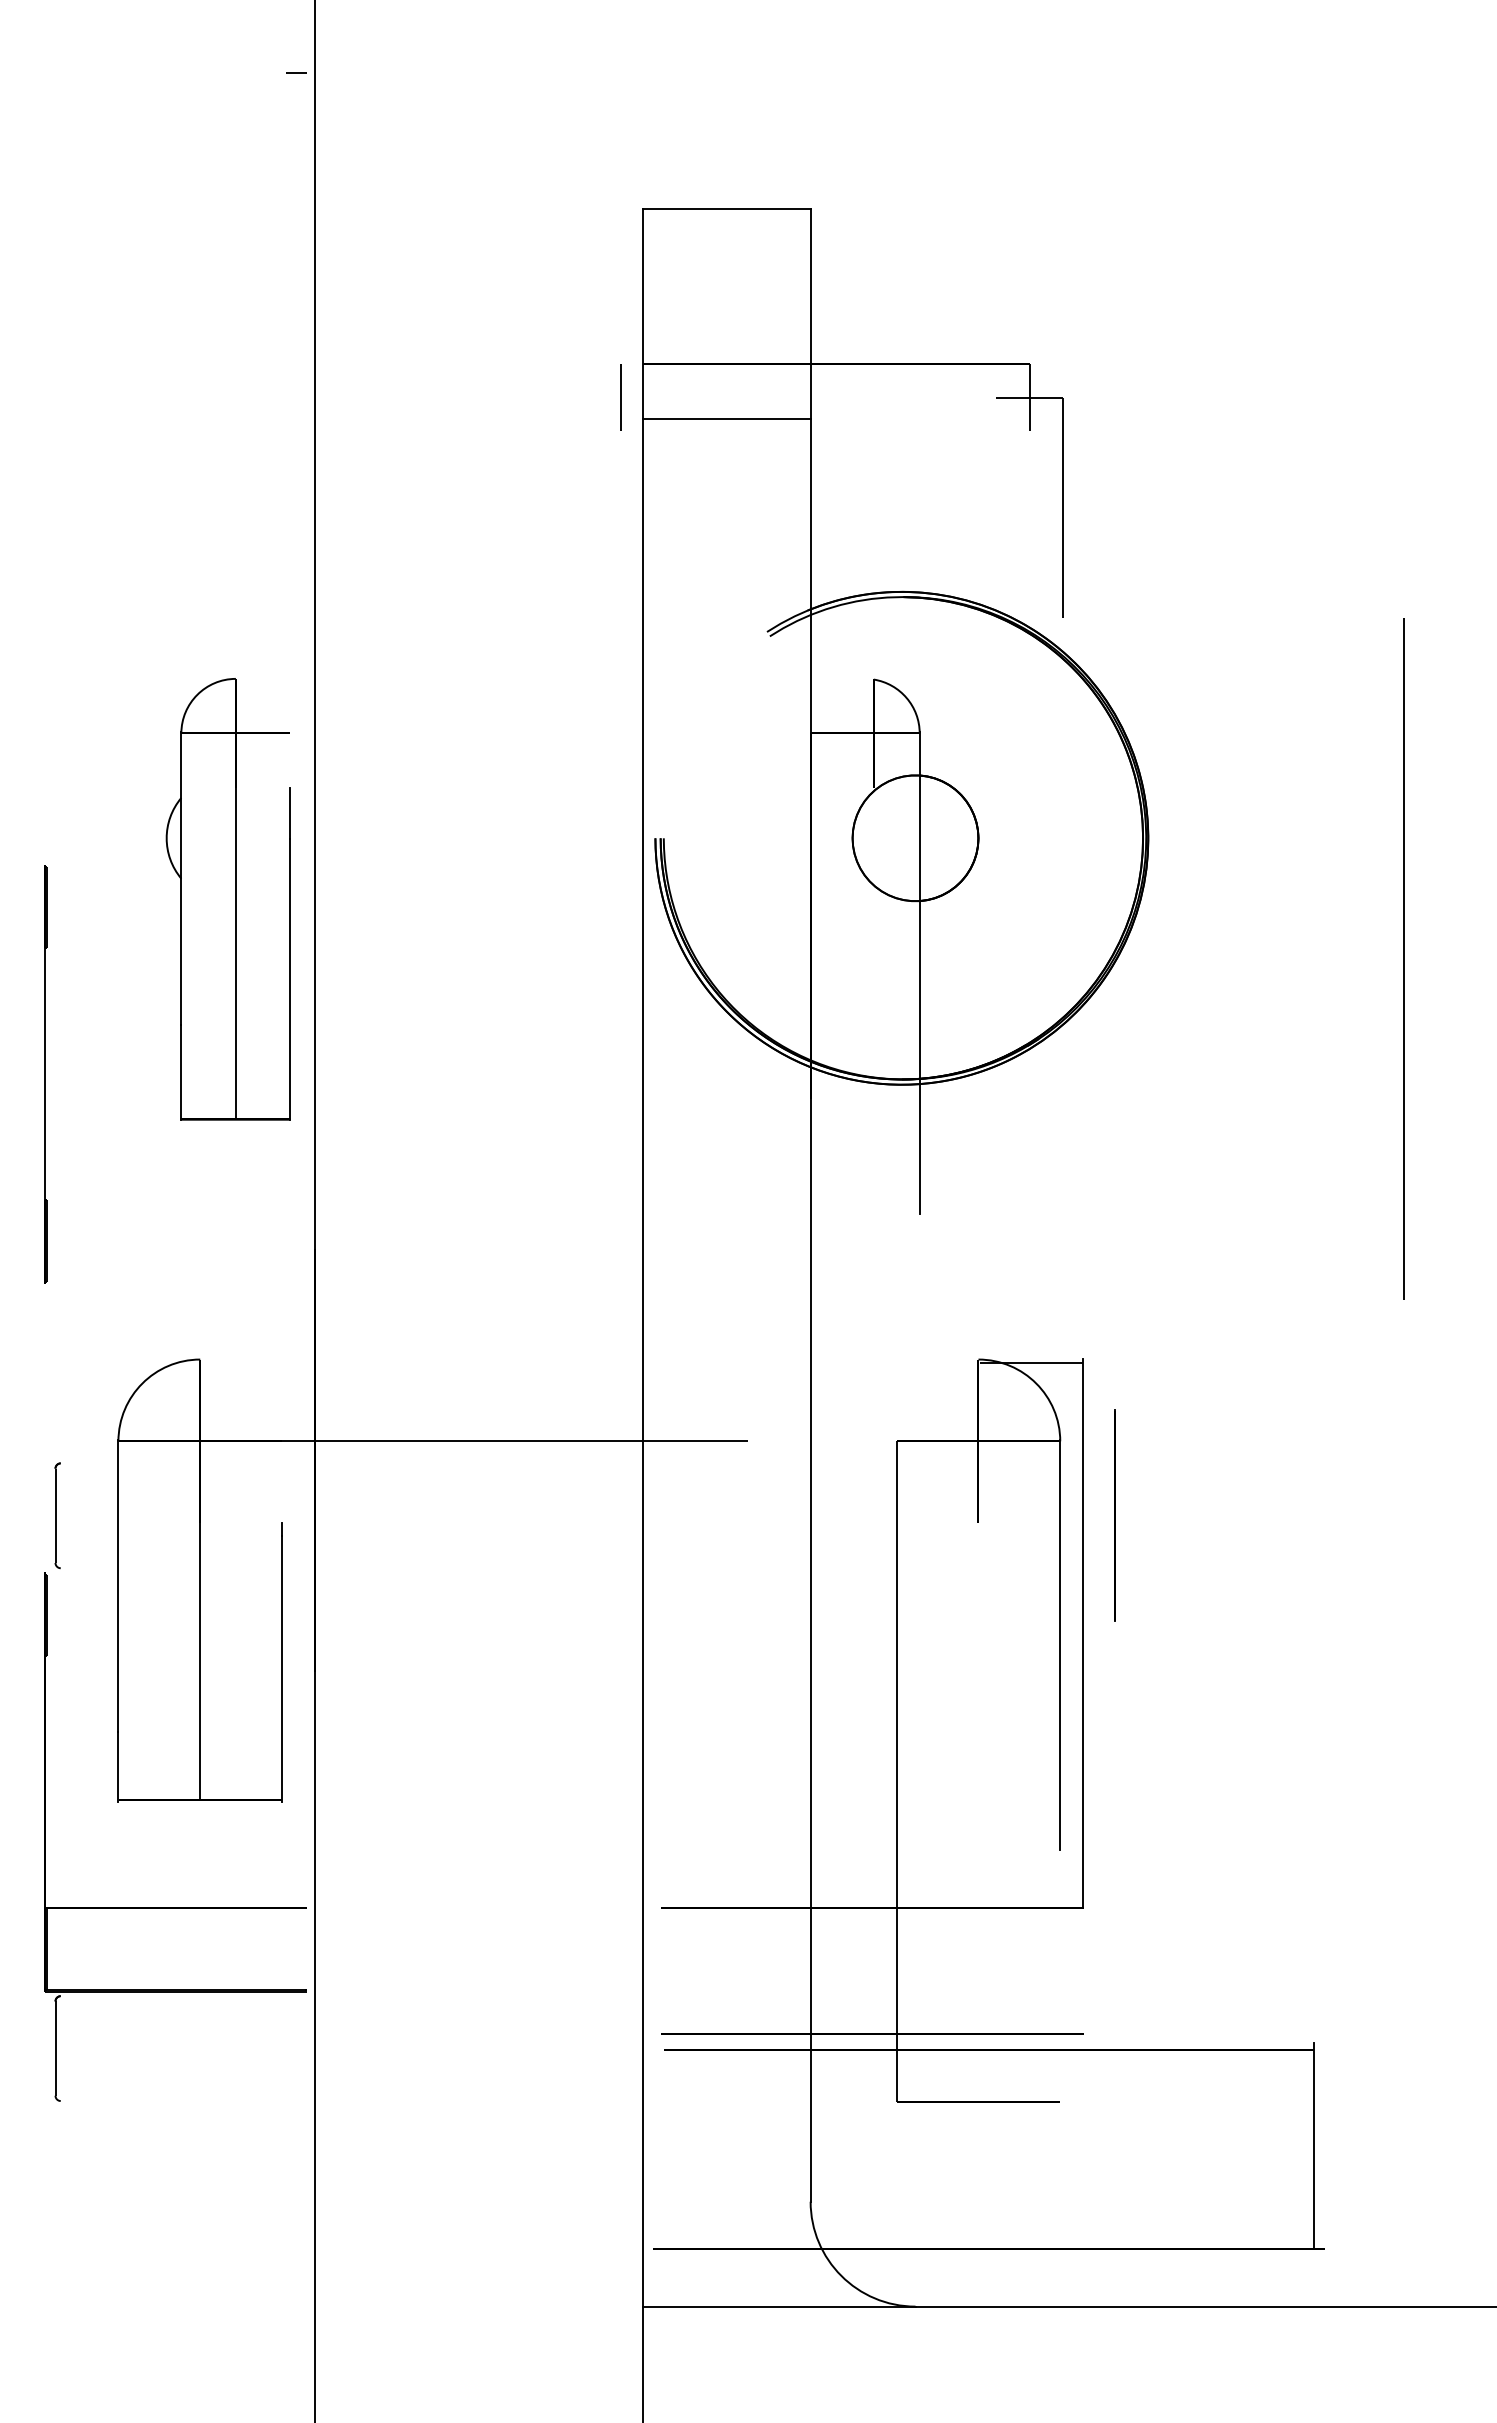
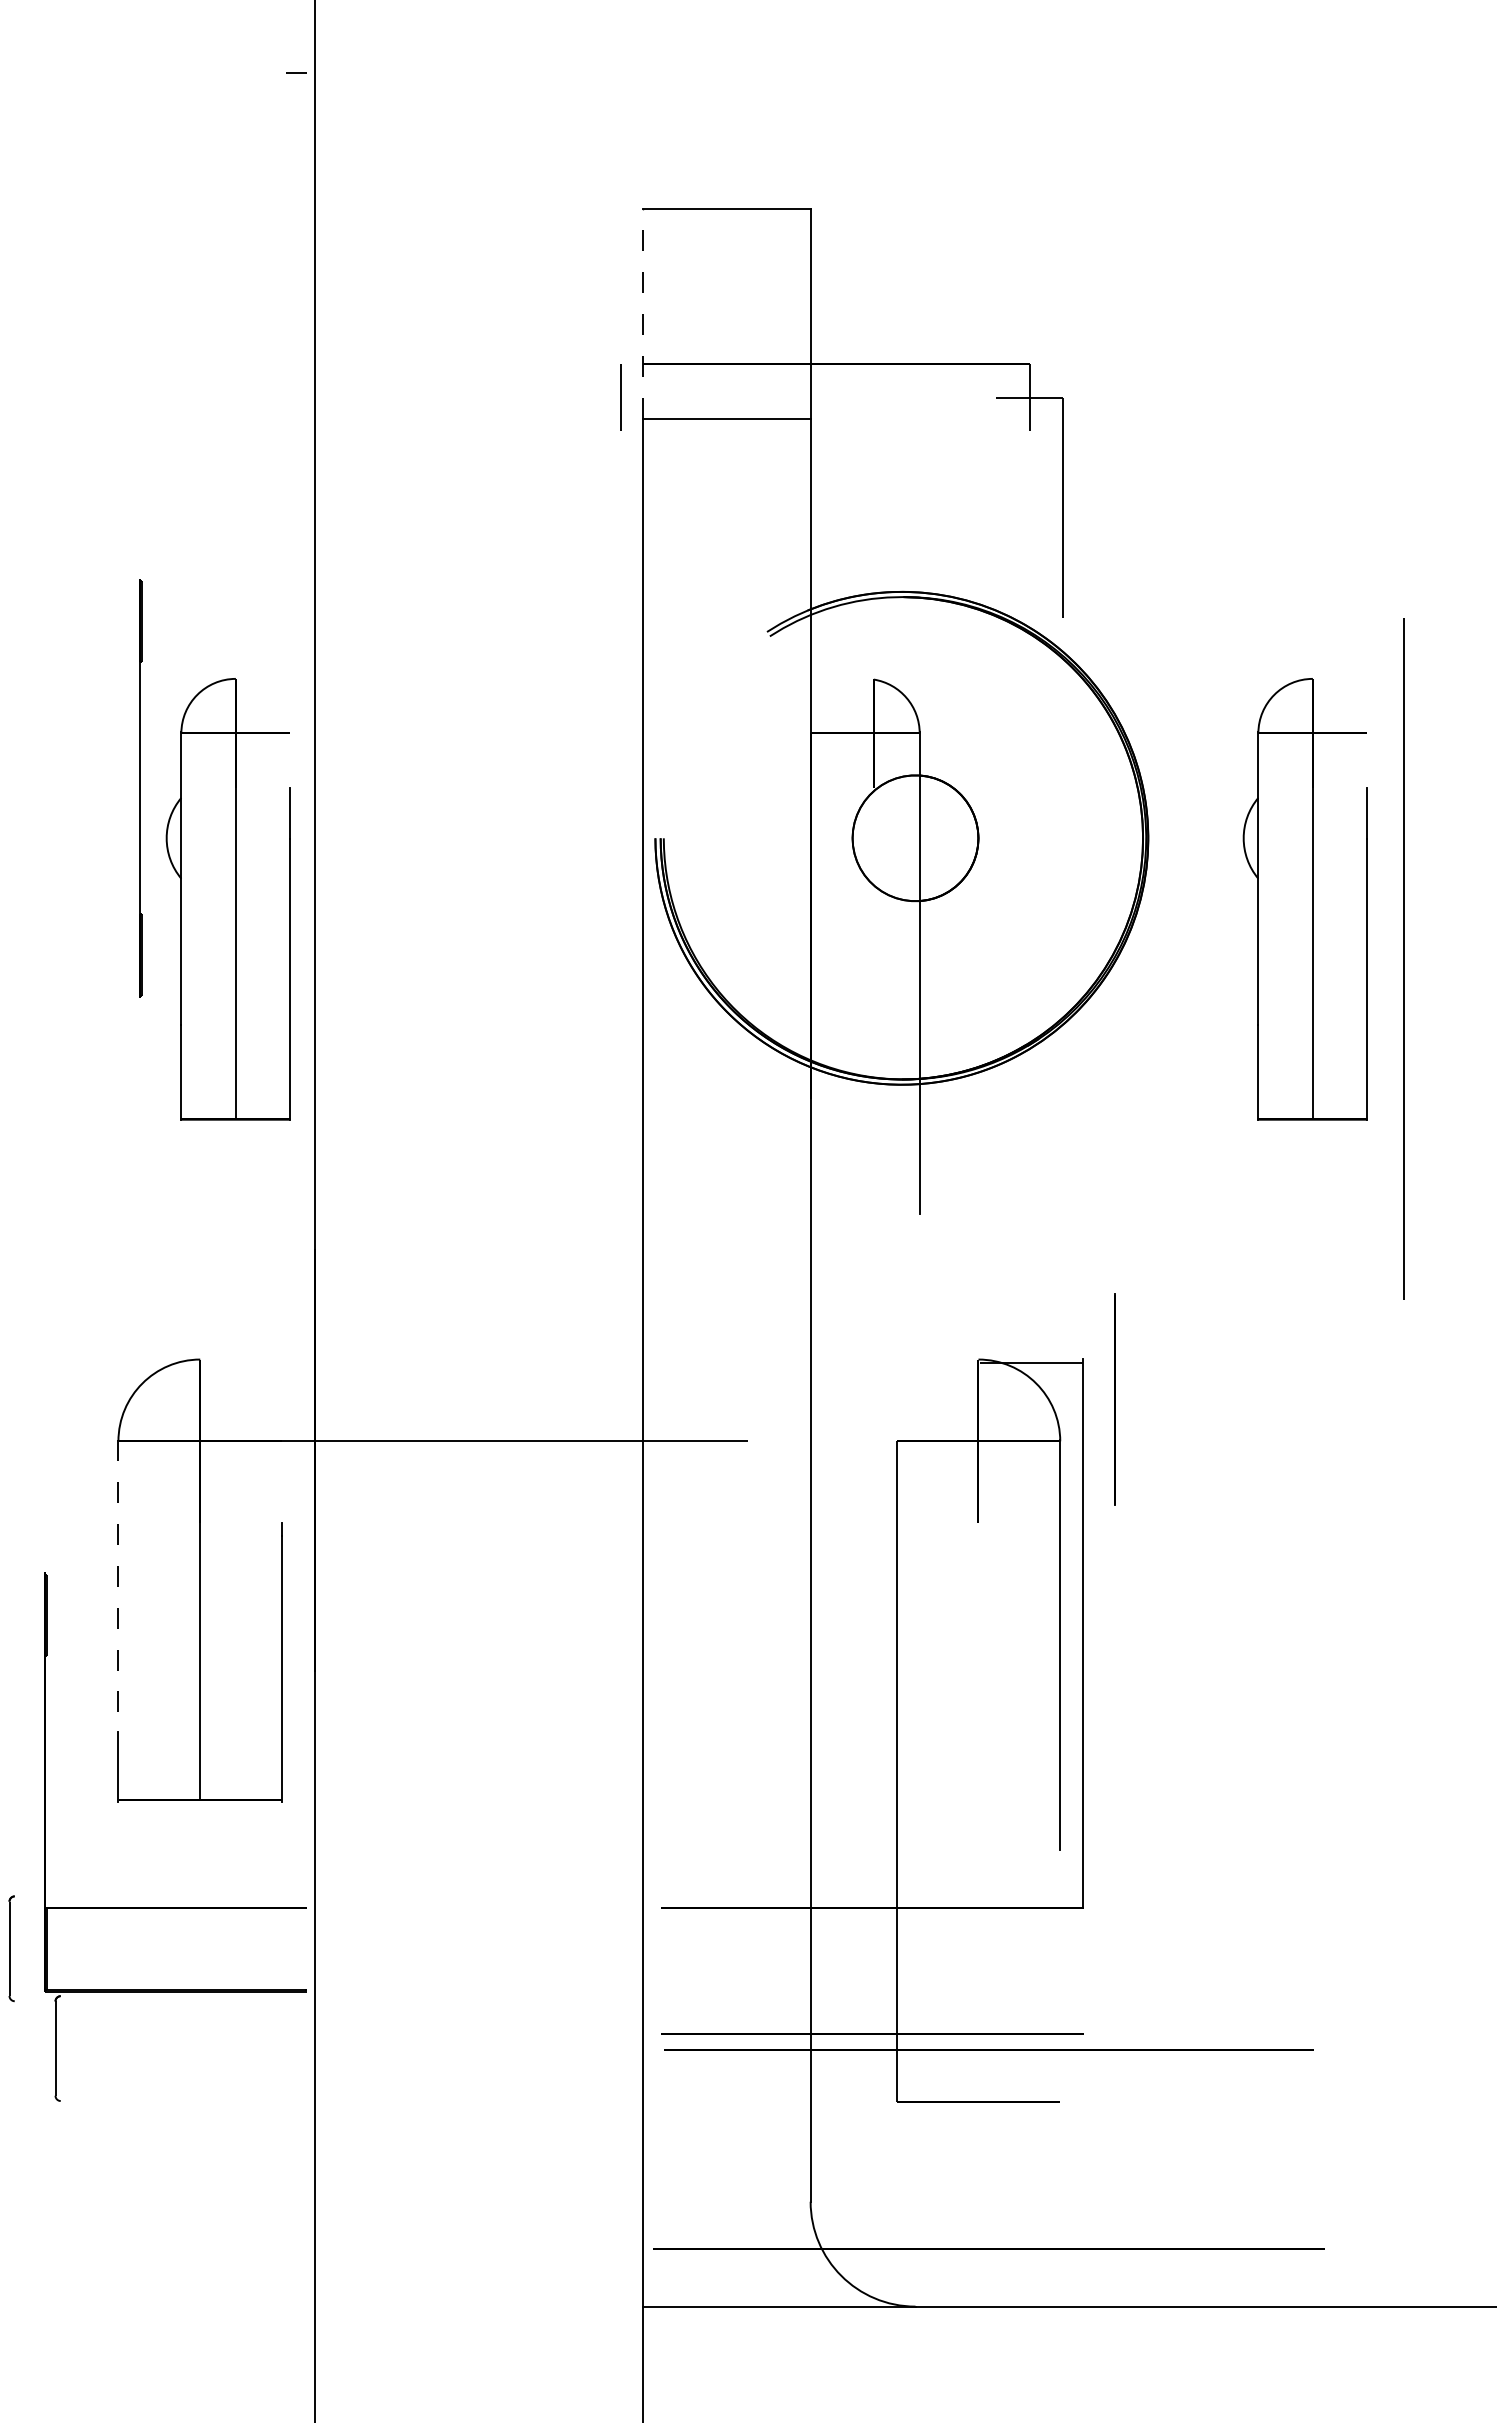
line: solid -> dashed (642, 313)
part: none -> present (1304, 899)
line position: (45, 1074) -> (140, 788) (140, 788)
part position: (57, 1515) -> (11, 1948) (11, 1948)
line position: (1114, 1515) -> (1114, 1399) (1114, 1399)
line: solid -> dashed (118, 1585)
line: present -> none (1314, 2145)
